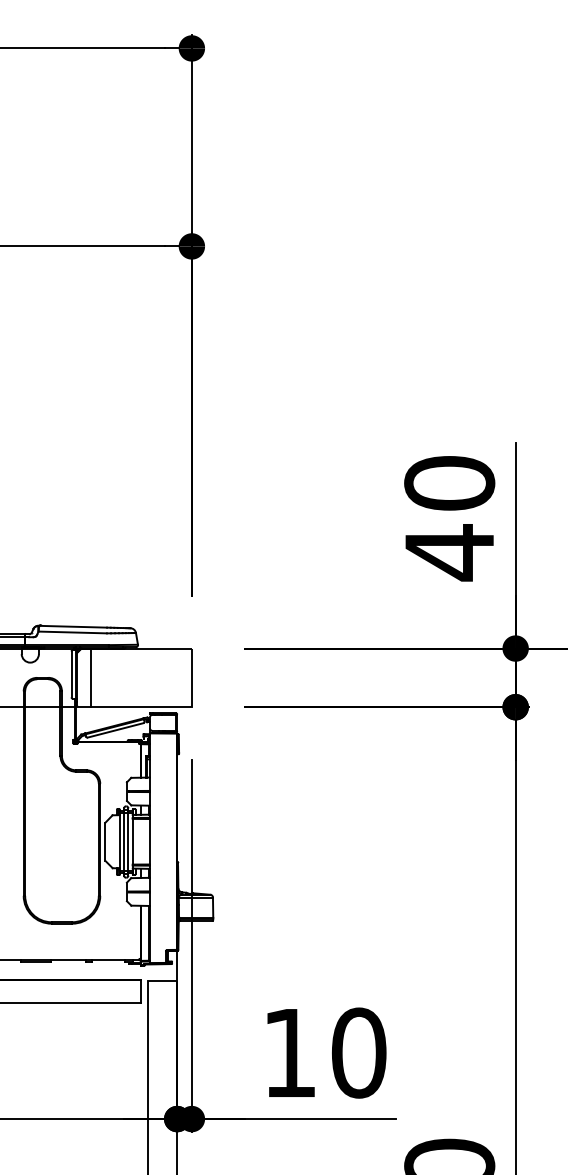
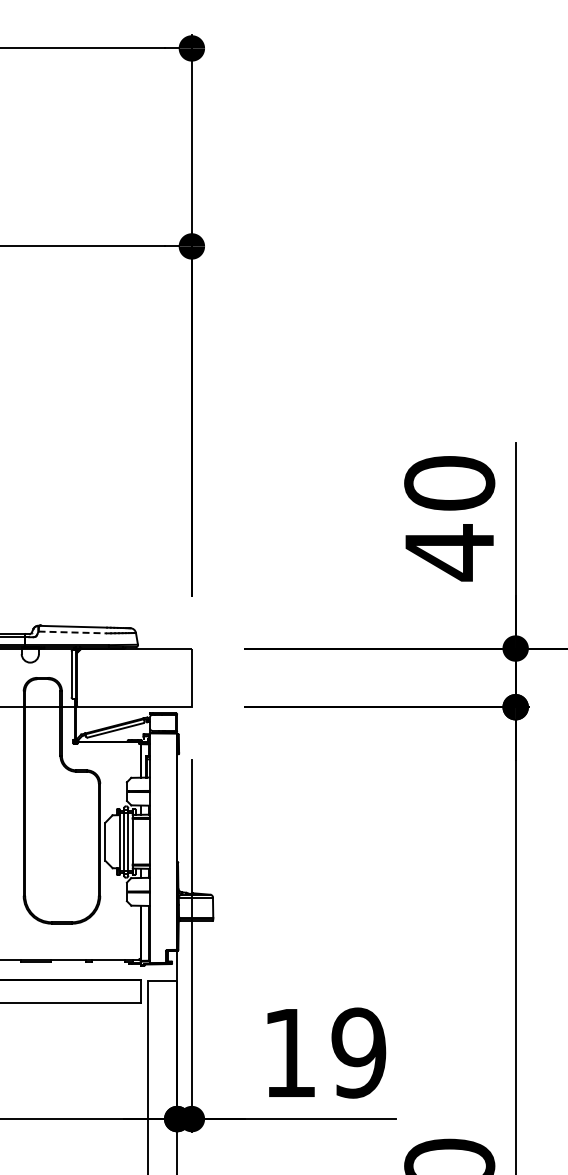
line: solid -> dashed (73, 632)
line: present -> none (90, 677)
text: 10 -> 19 (358, 1052)
